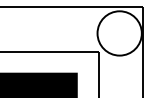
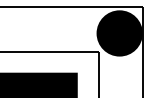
fill: none -> present (119, 33)
